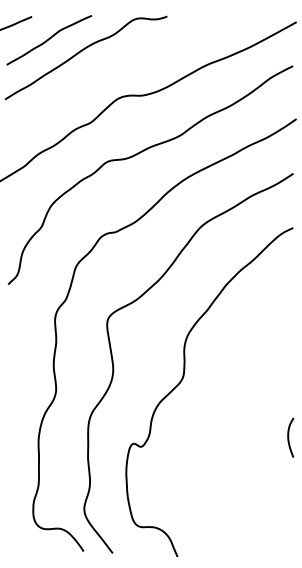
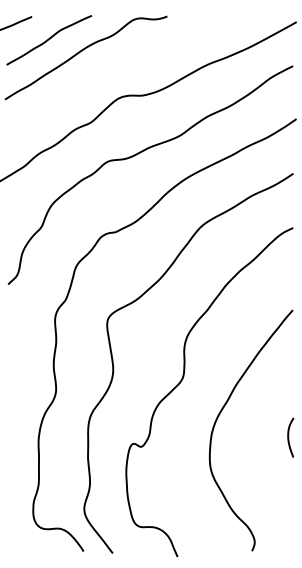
curve: none -> present (220, 414)
